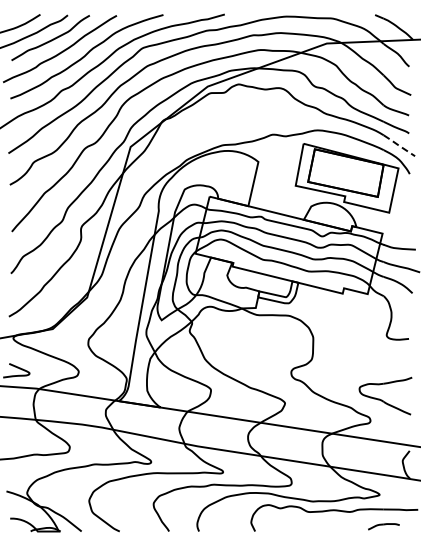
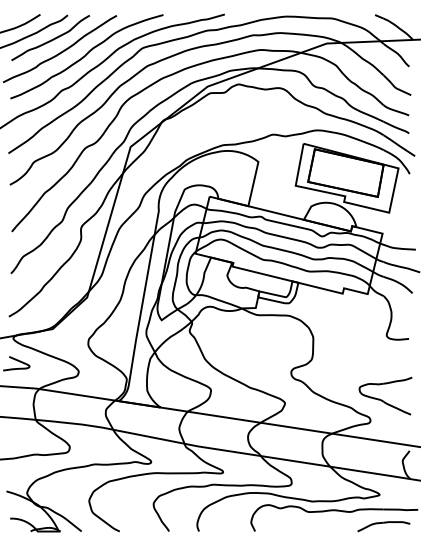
line: dashed -> solid (399, 145)
curve position: (17, 368) -> (17, 361) (17, 361)
part size: 32x8 px -> 54x12 px (383, 526)
